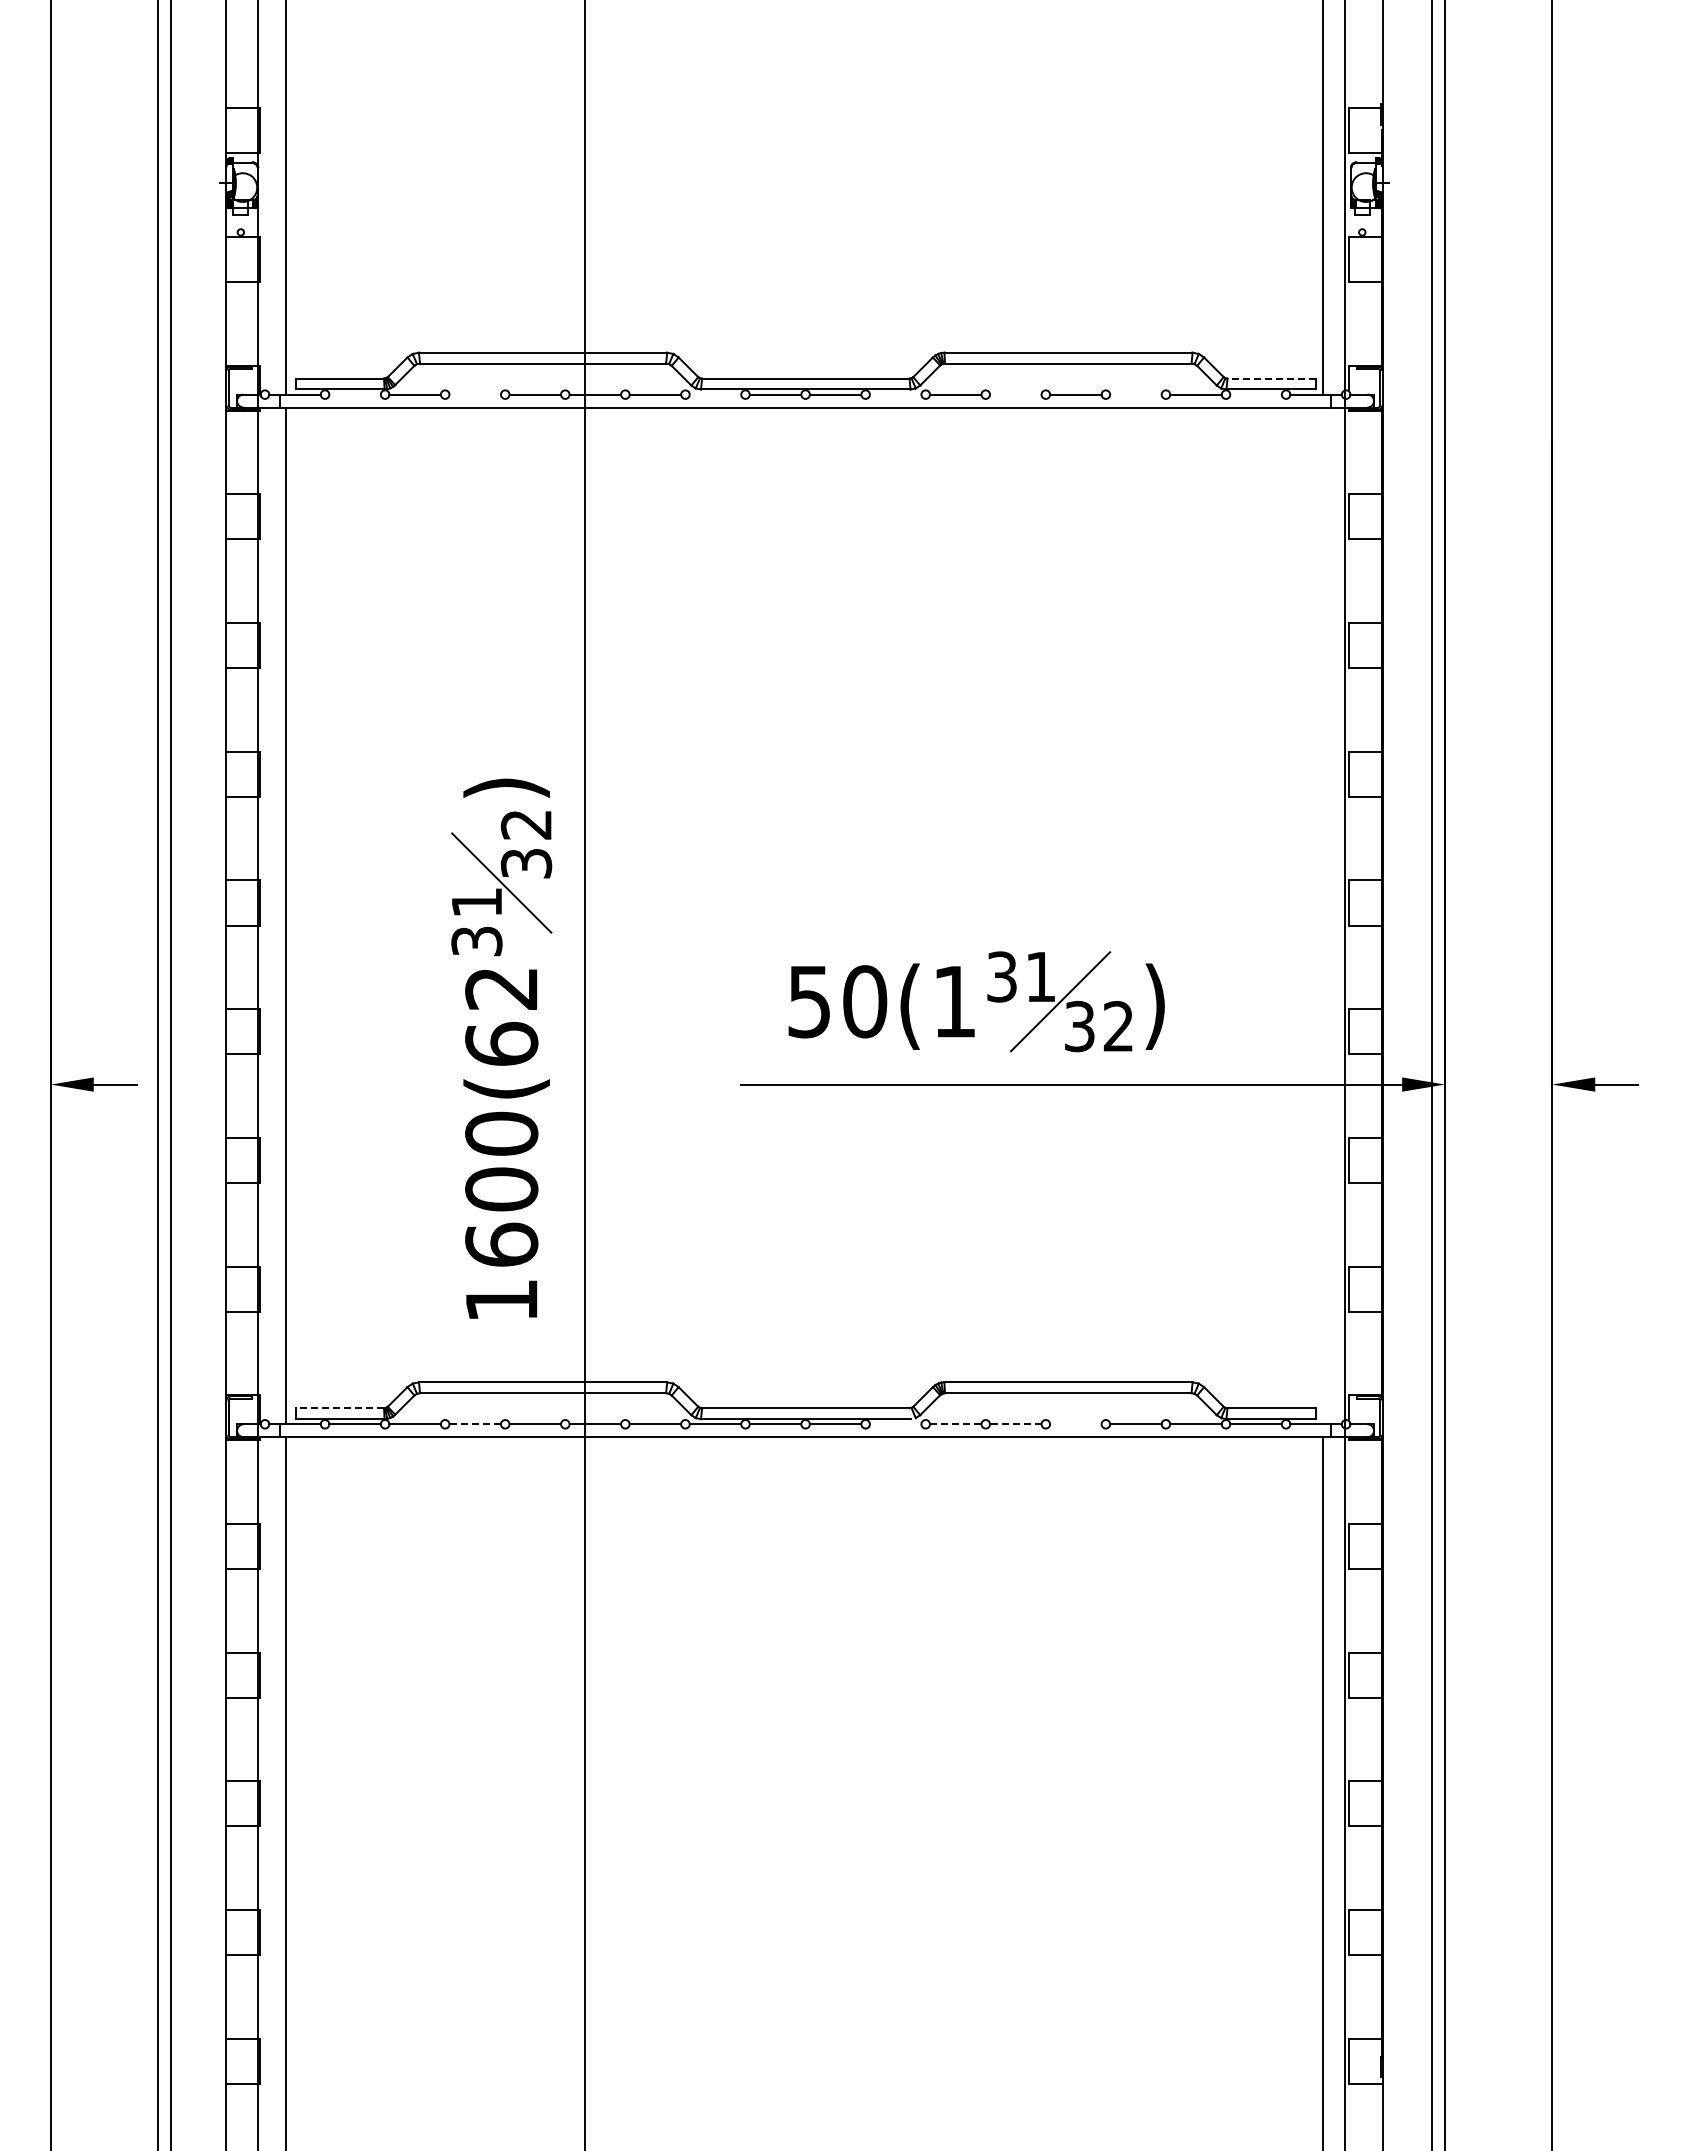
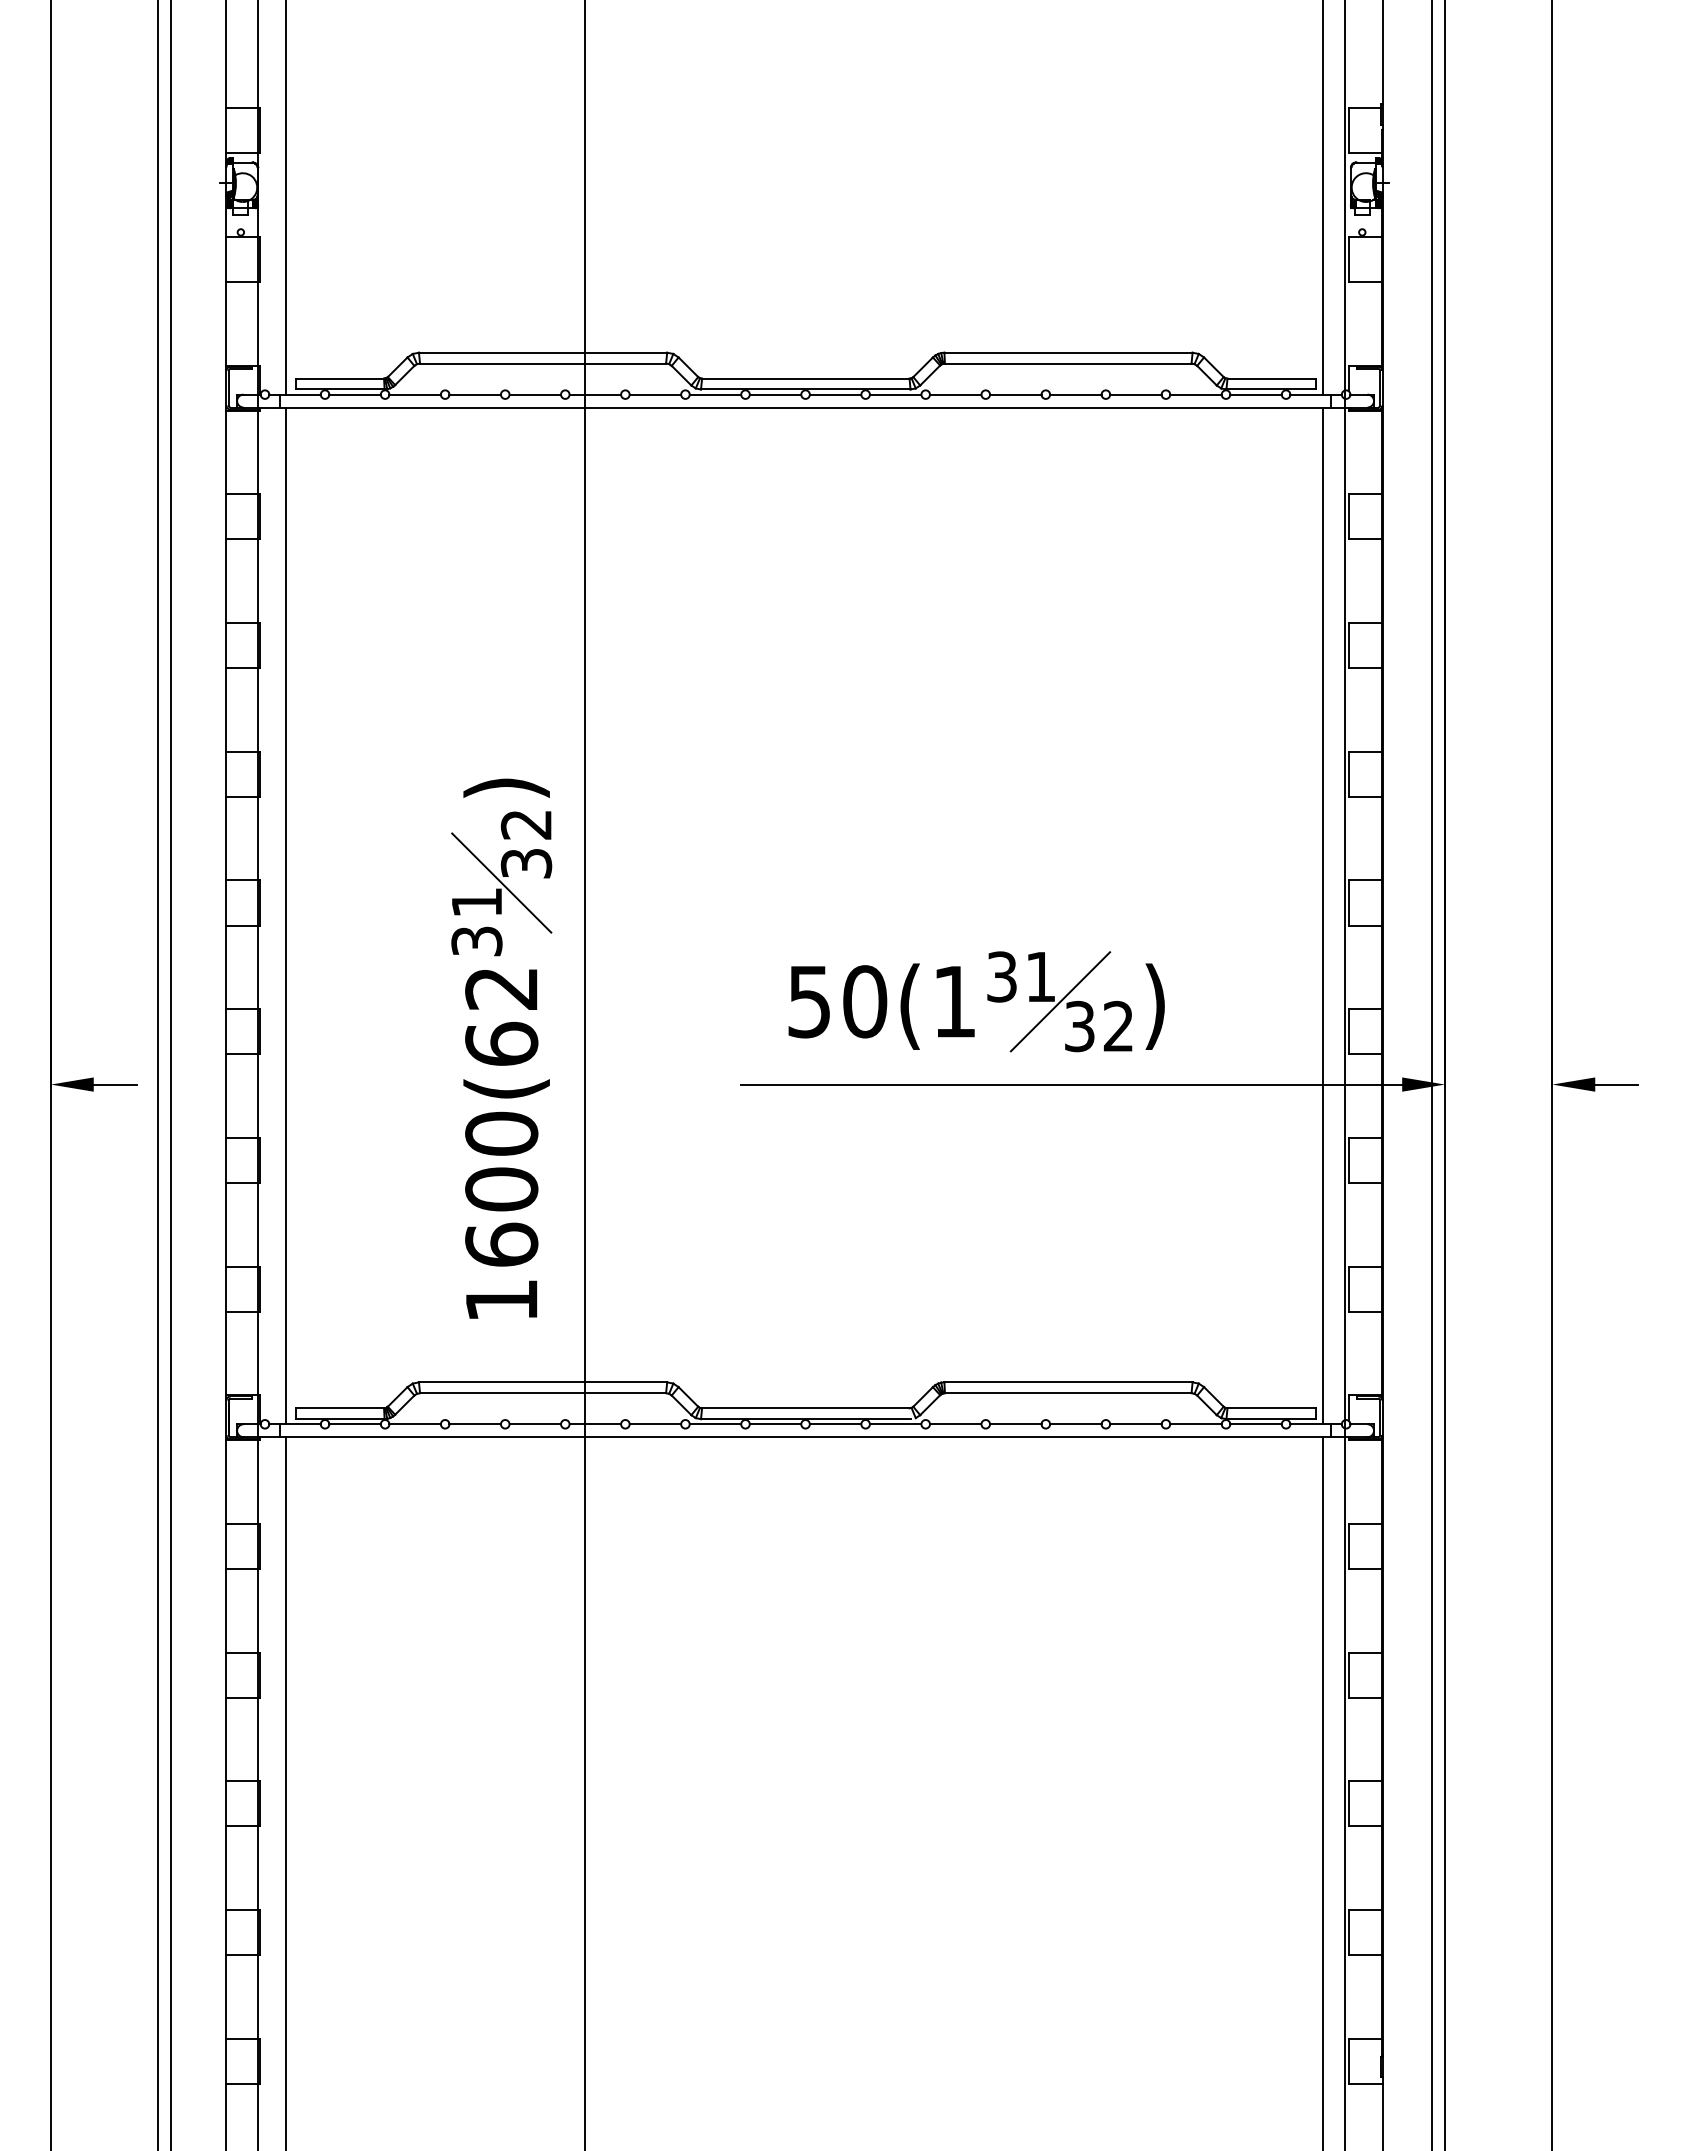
line: dashed -> solid (1271, 378)
line: none -> present (354, 394)
line: none -> present (474, 394)
line: none -> present (715, 394)
line: none -> present (895, 394)
line: none -> present (1015, 394)
line: none -> present (1135, 394)
line: none -> present (1255, 394)
line: none -> present (1323, 915)
line: dashed -> solid (339, 1408)
line: dashed -> solid (475, 1424)
line: none -> present (895, 1424)
line: dashed -> solid (955, 1424)
line: dashed -> solid (1015, 1424)
line: none -> present (1075, 1424)
